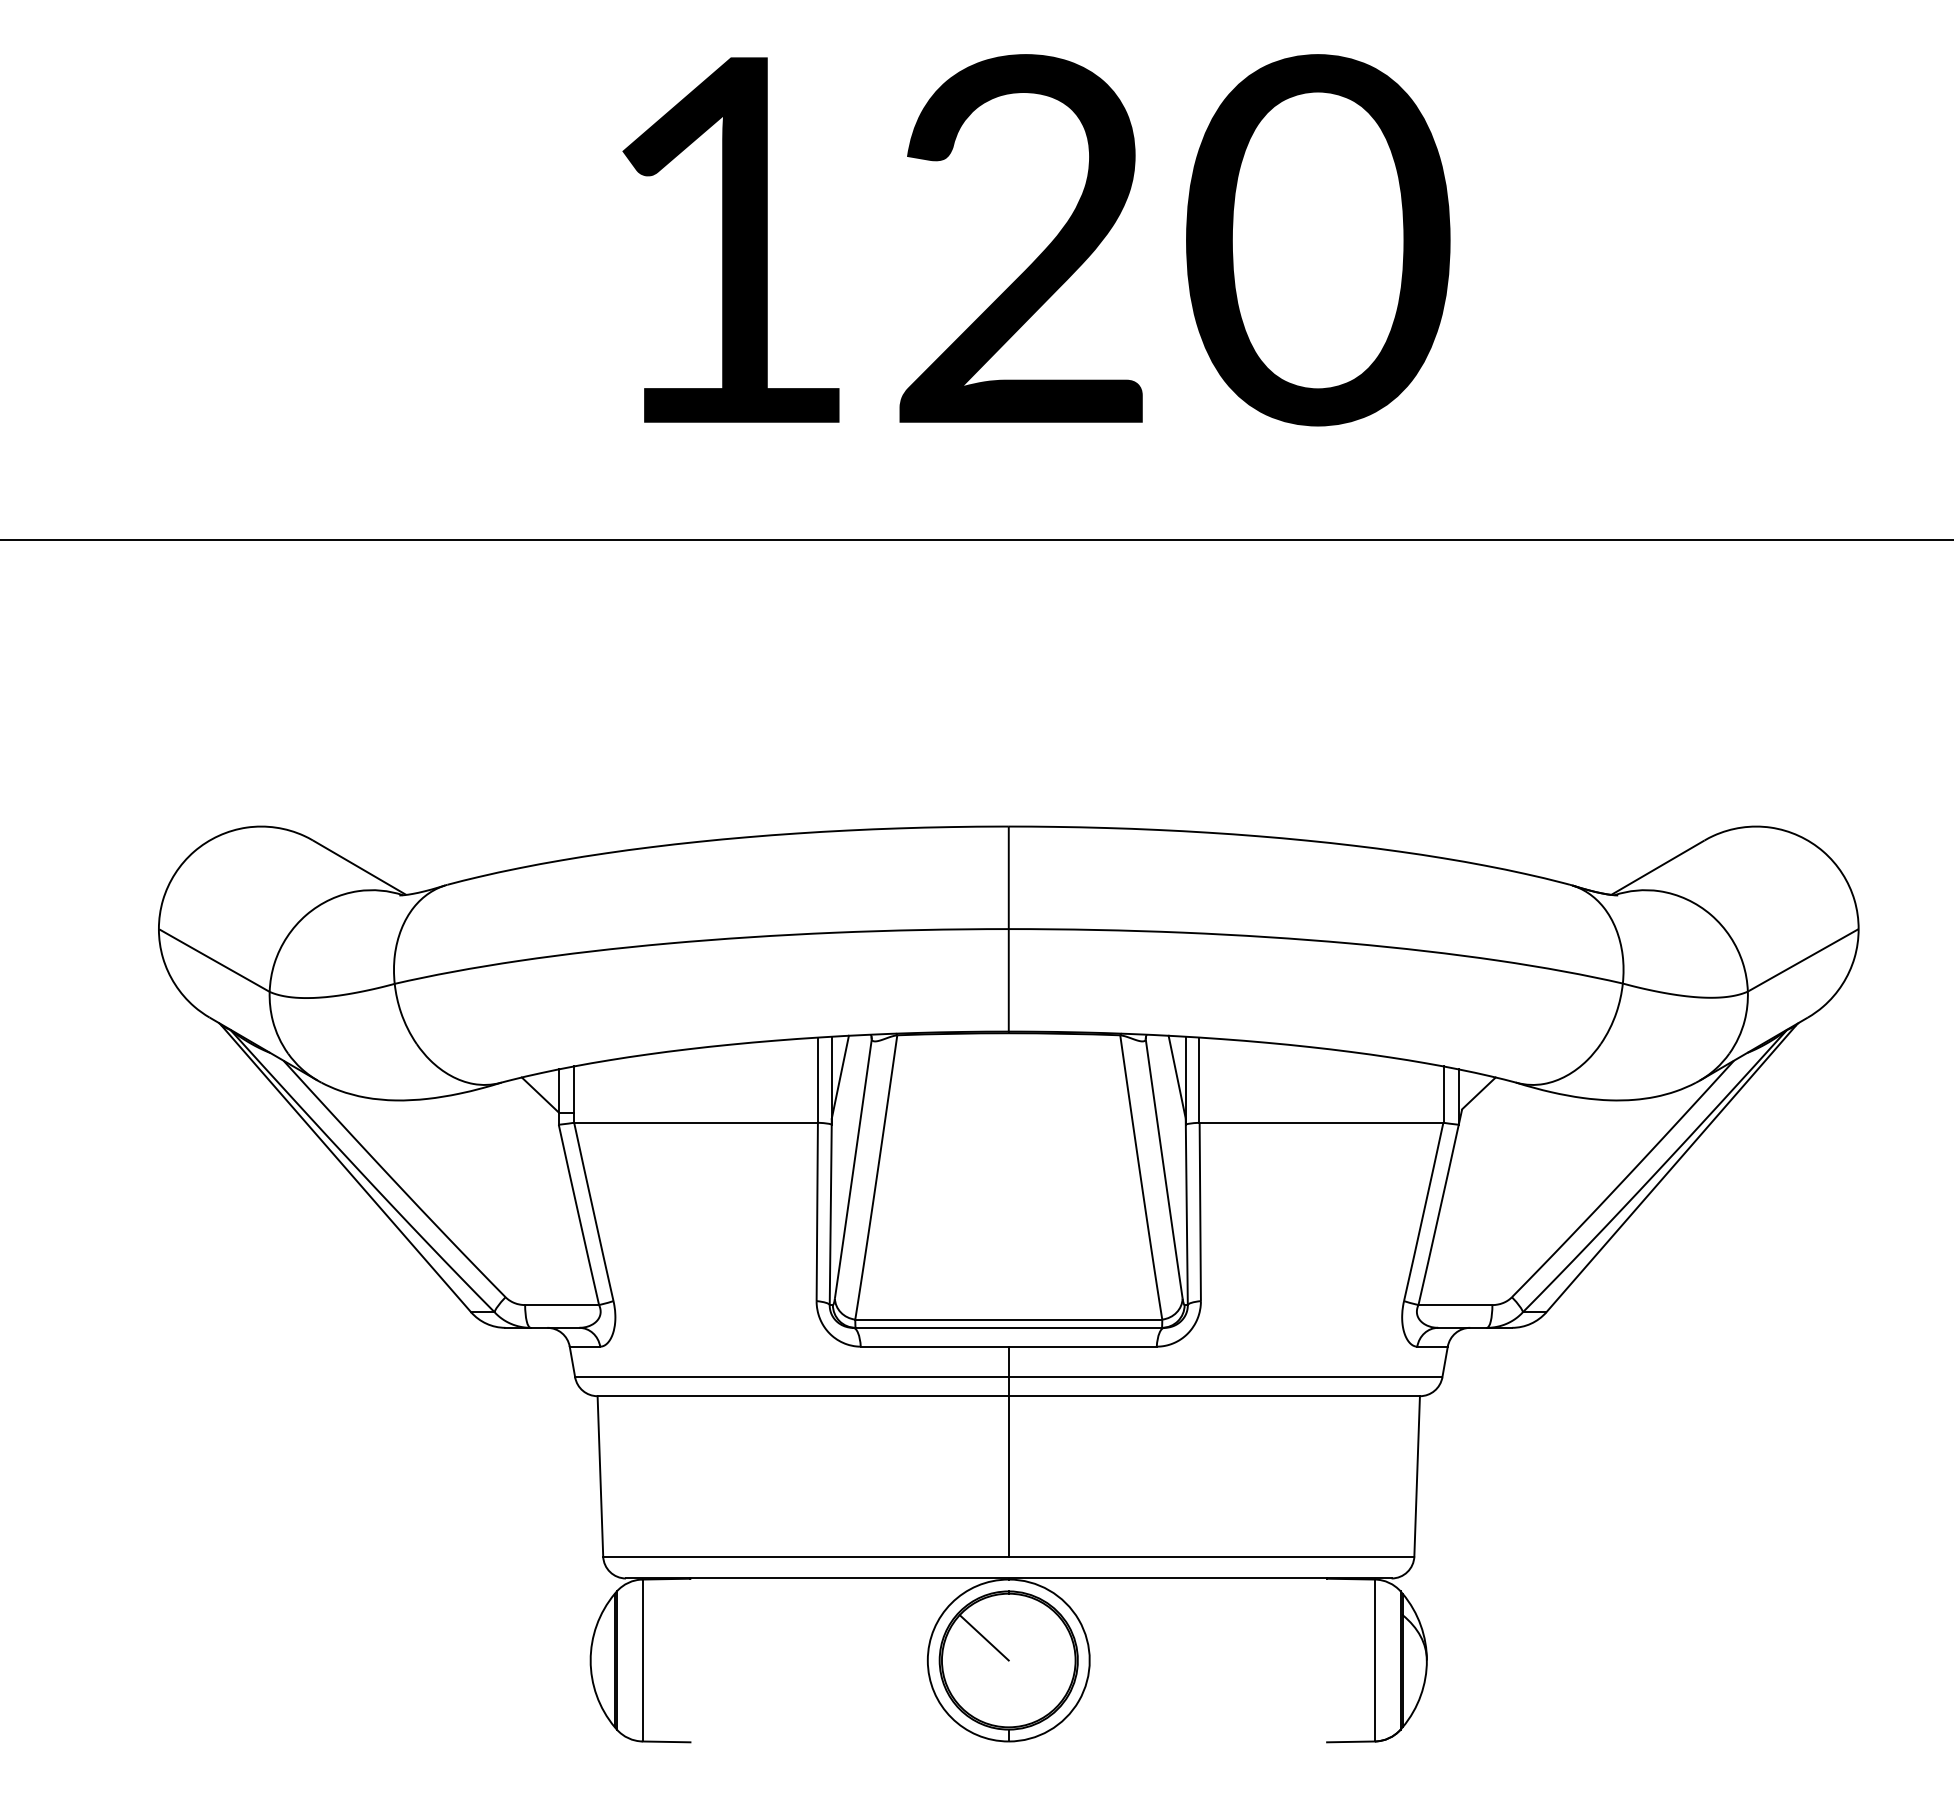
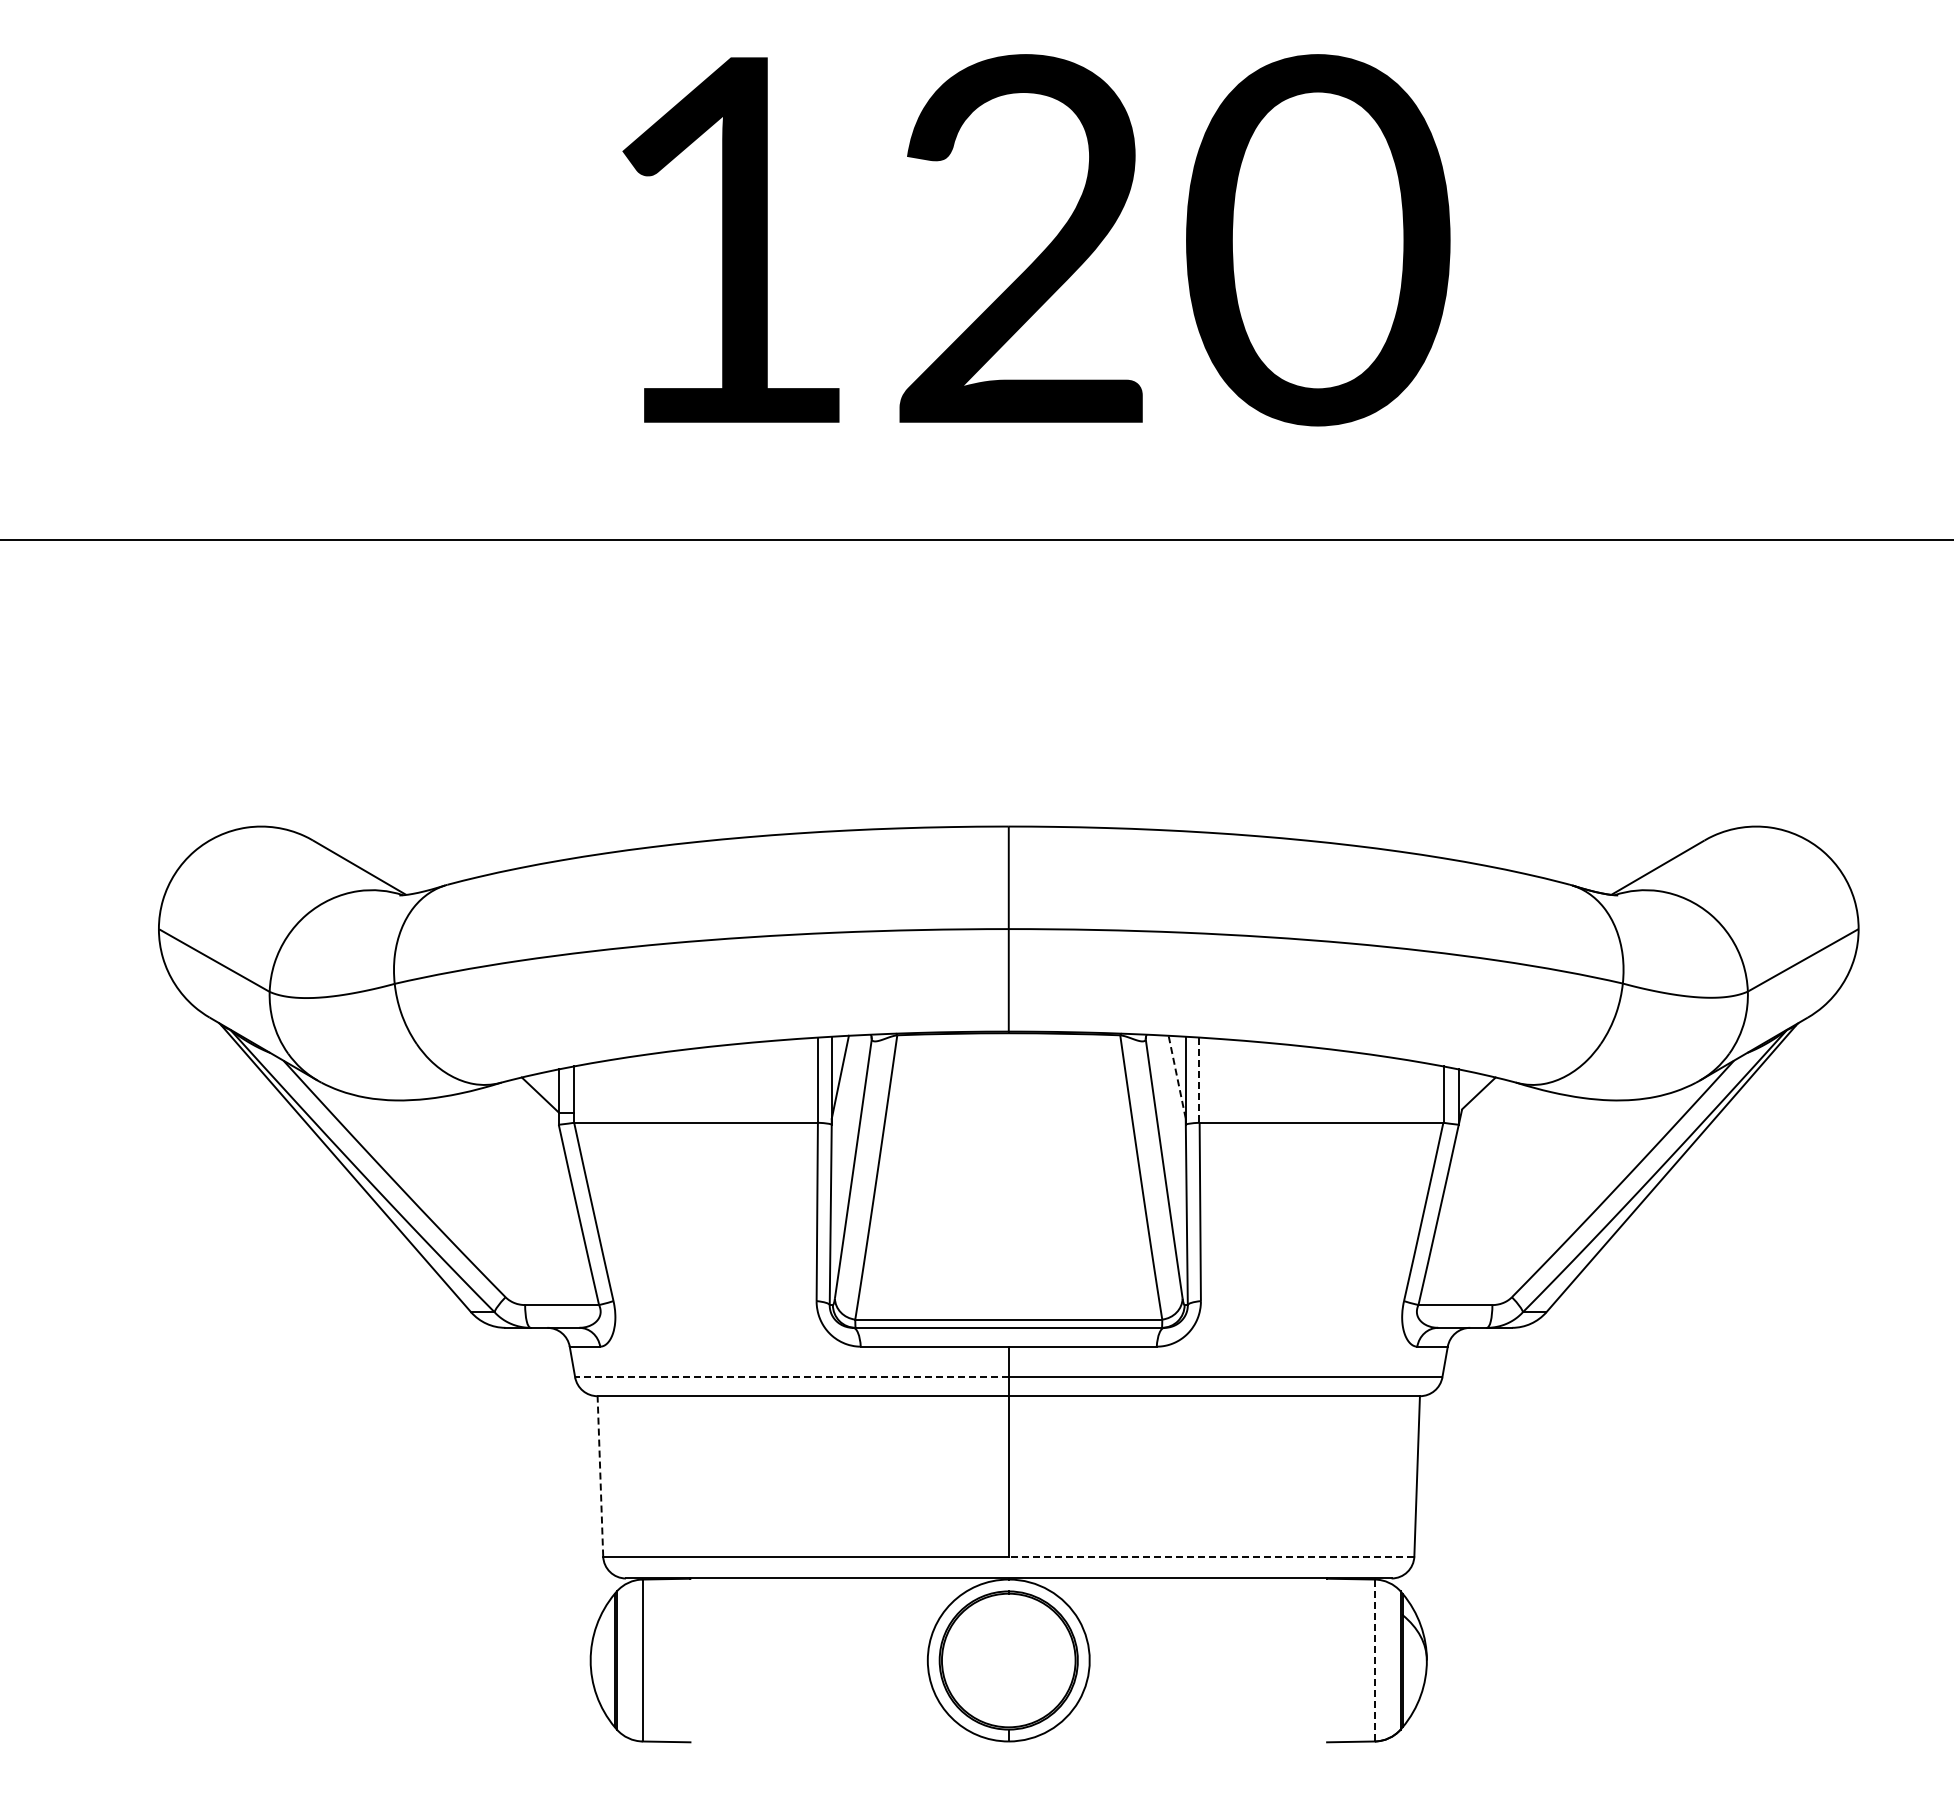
line: solid -> dashed (1177, 1076)
line: solid -> dashed (1199, 1080)
line: solid -> dashed (791, 1377)
line: solid -> dashed (600, 1475)
line: solid -> dashed (1211, 1556)
line: present -> none (983, 1637)
line: solid -> dashed (1374, 1660)
